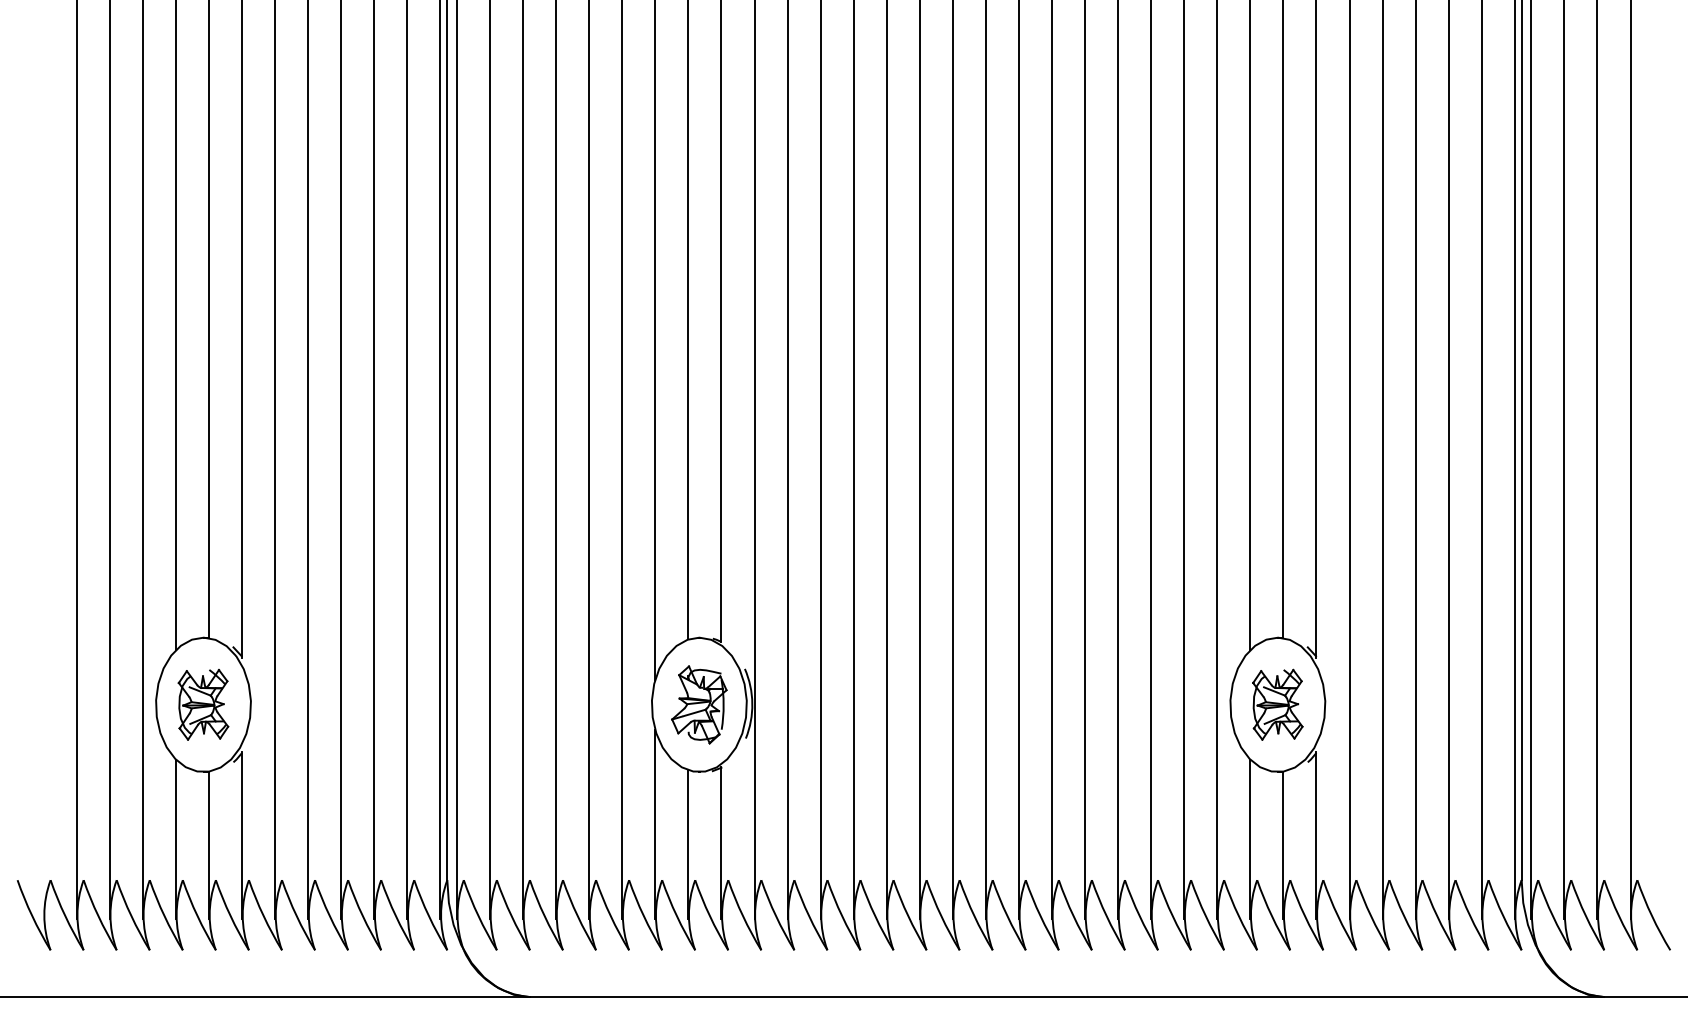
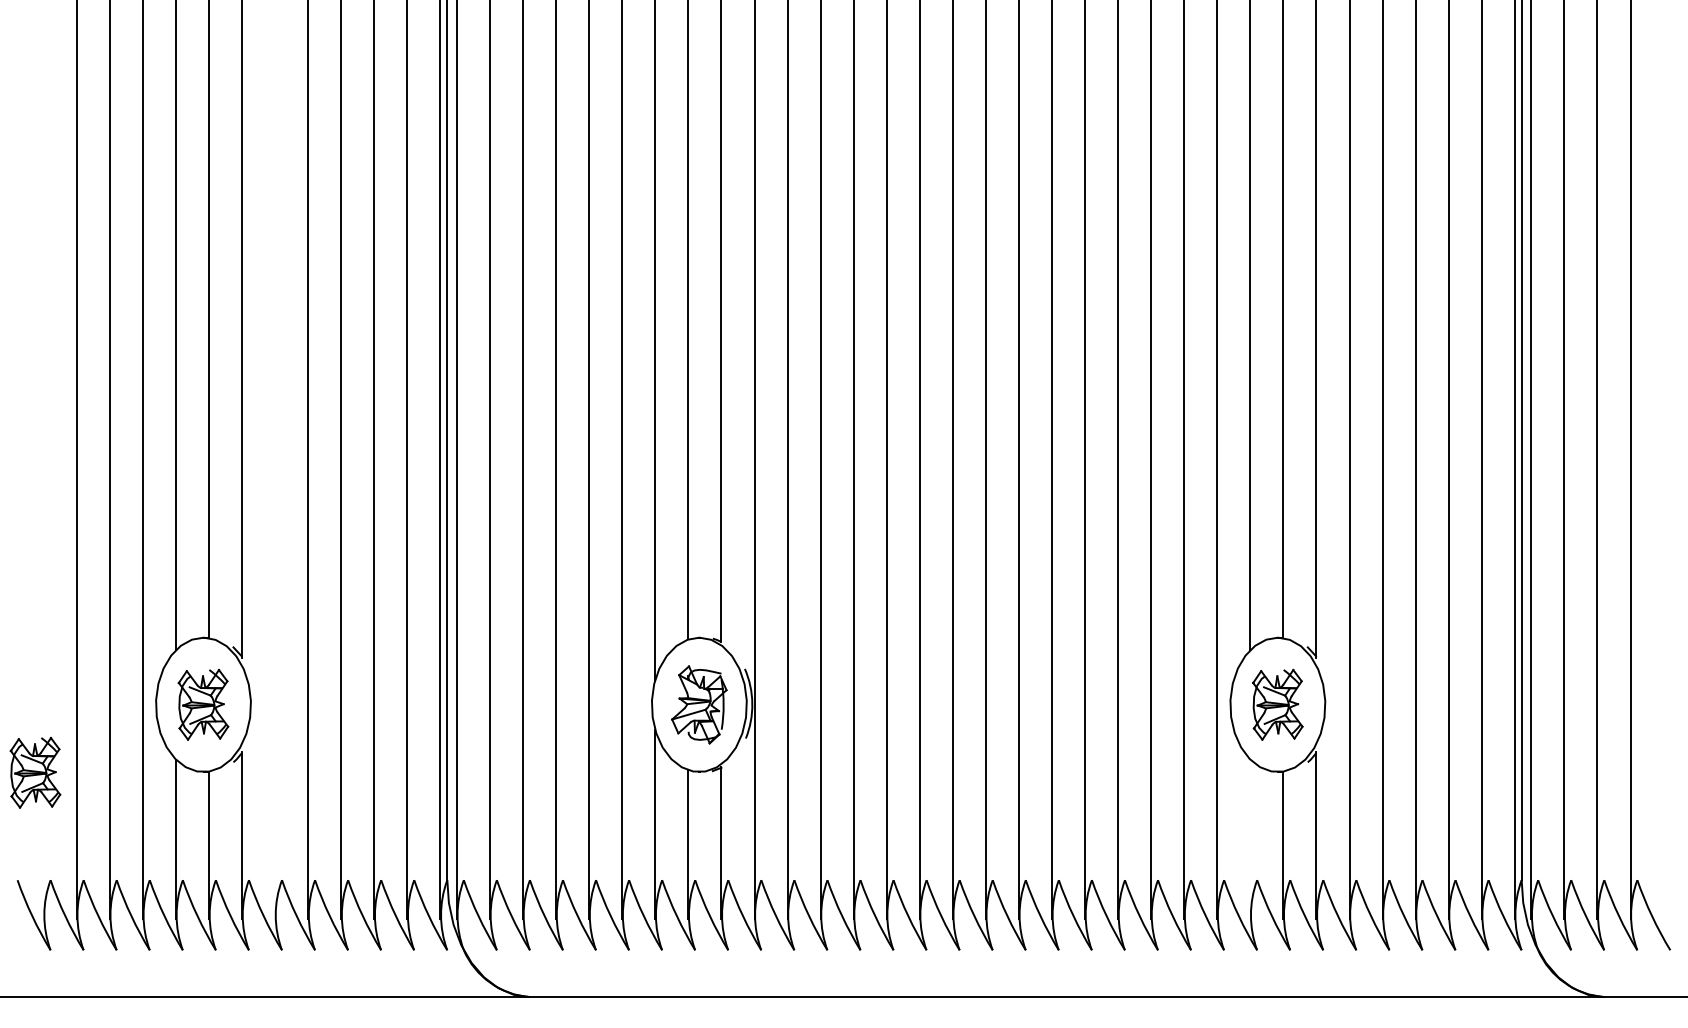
line: present -> none (275, 460)
part: none -> present (35, 772)
line: present -> none (1250, 838)
